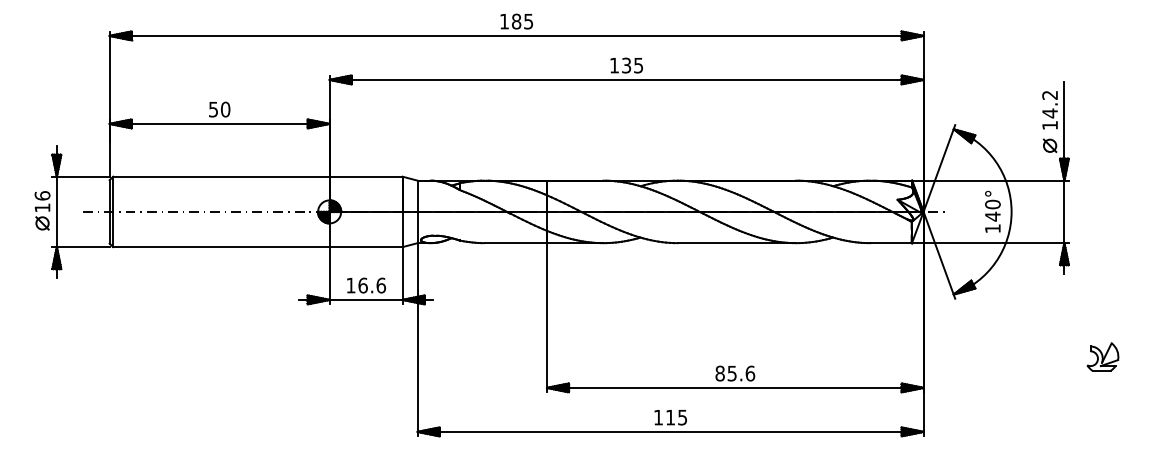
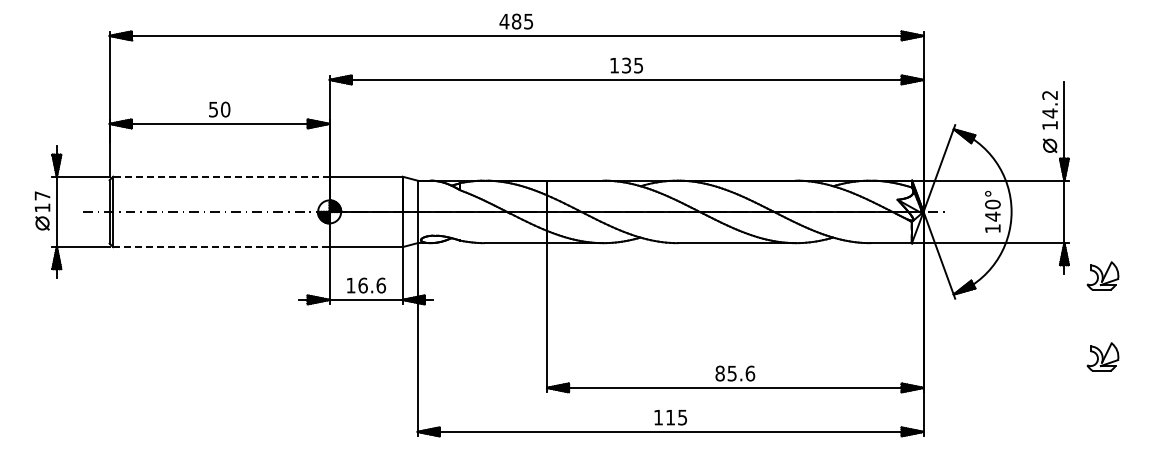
text: 185 -> 485 (504, 21)
line: solid -> dashed (220, 176)
text: 16 -> 17 (42, 195)
line: solid -> dashed (221, 247)
part: none -> present (1102, 275)
